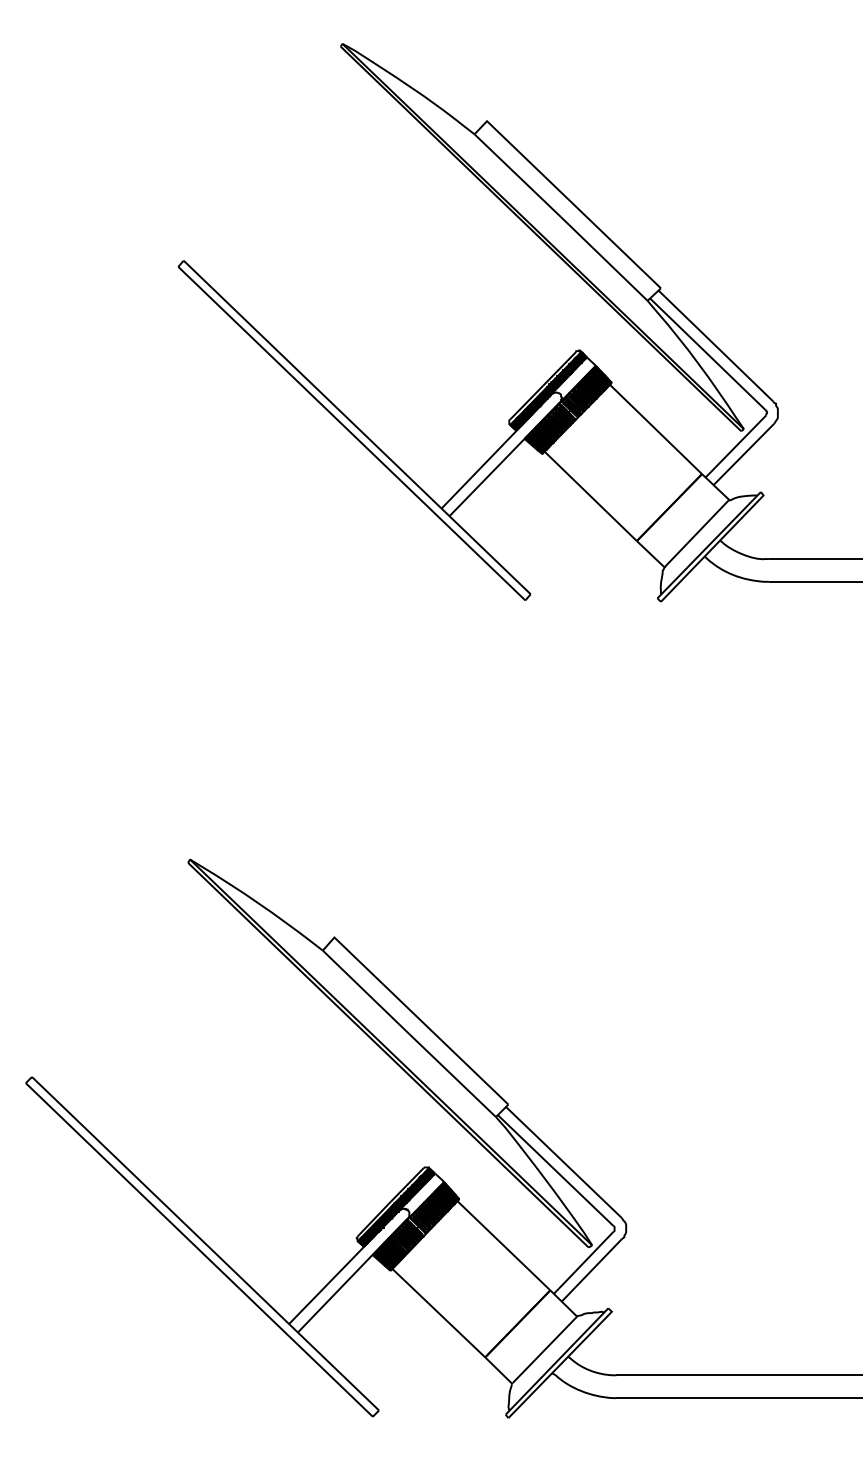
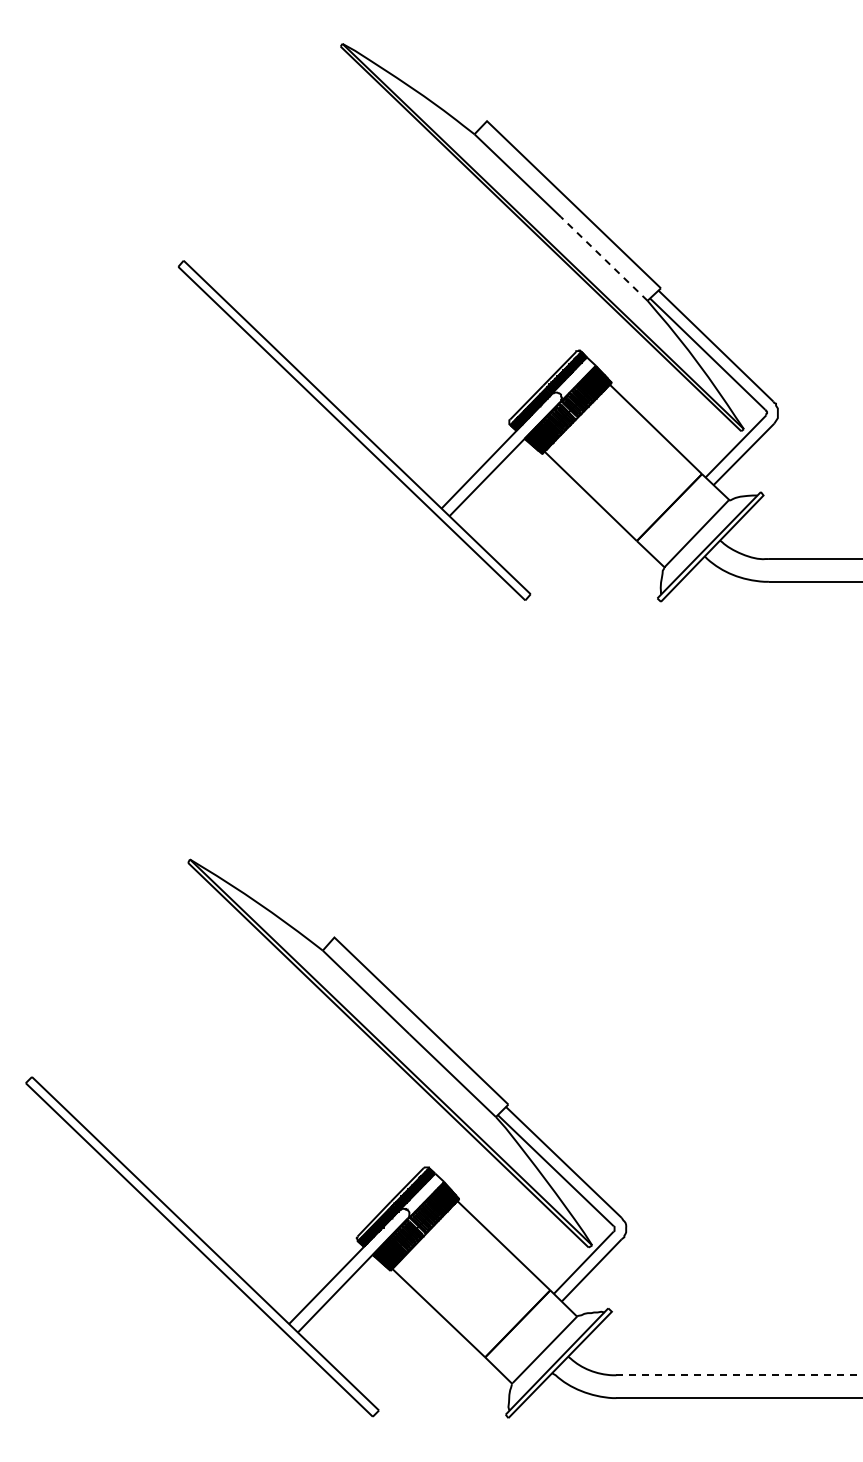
line: solid -> dashed (603, 258)
line: solid -> dashed (739, 1375)
